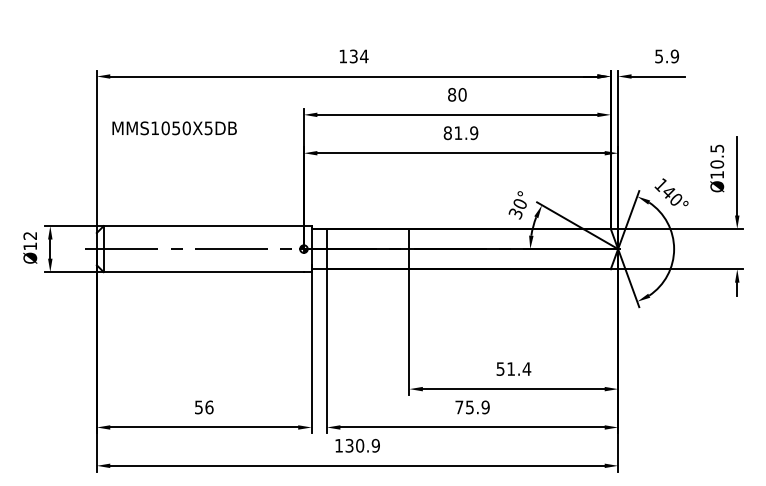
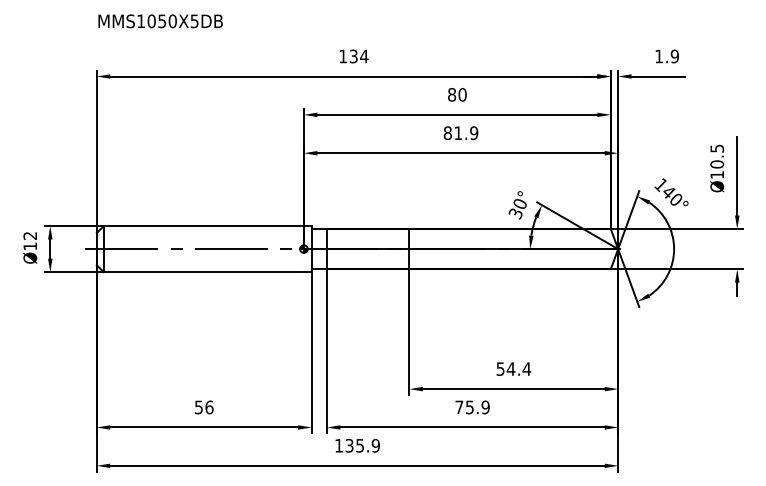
text: 5.9 -> 1.9 (658, 56)
text position: (174, 128) -> (160, 21) (160, 21)
text: 51.4 -> 54.4 (510, 368)
text: 130.9 -> 135.9 (360, 445)
